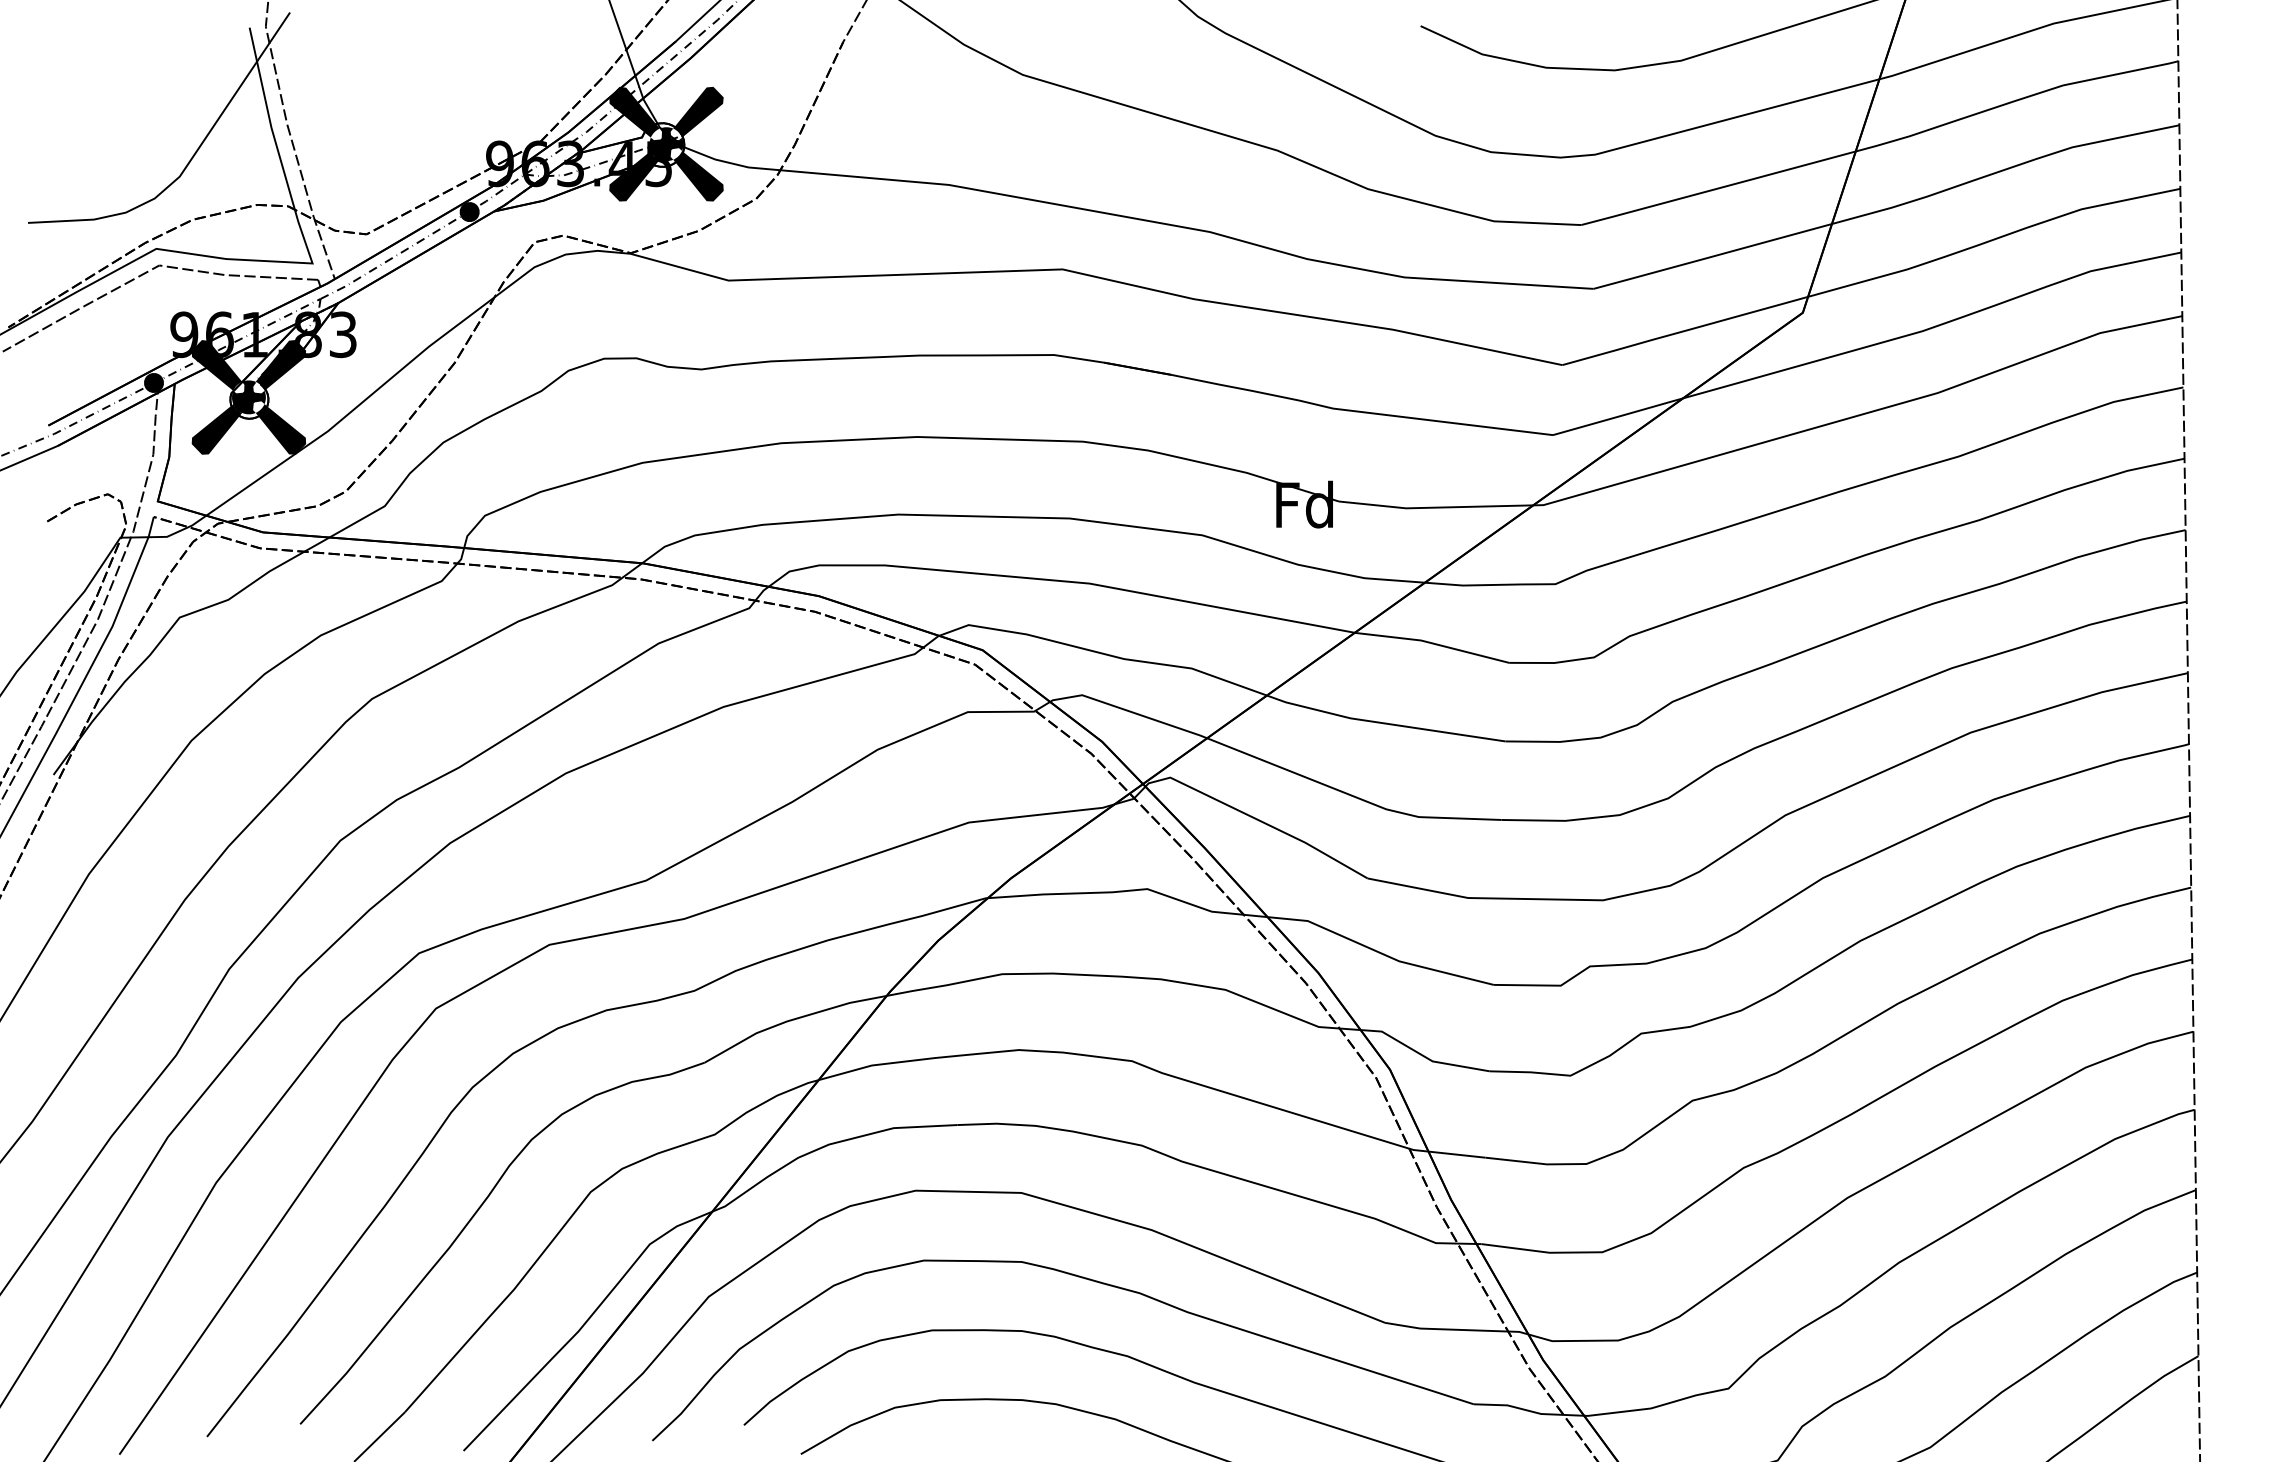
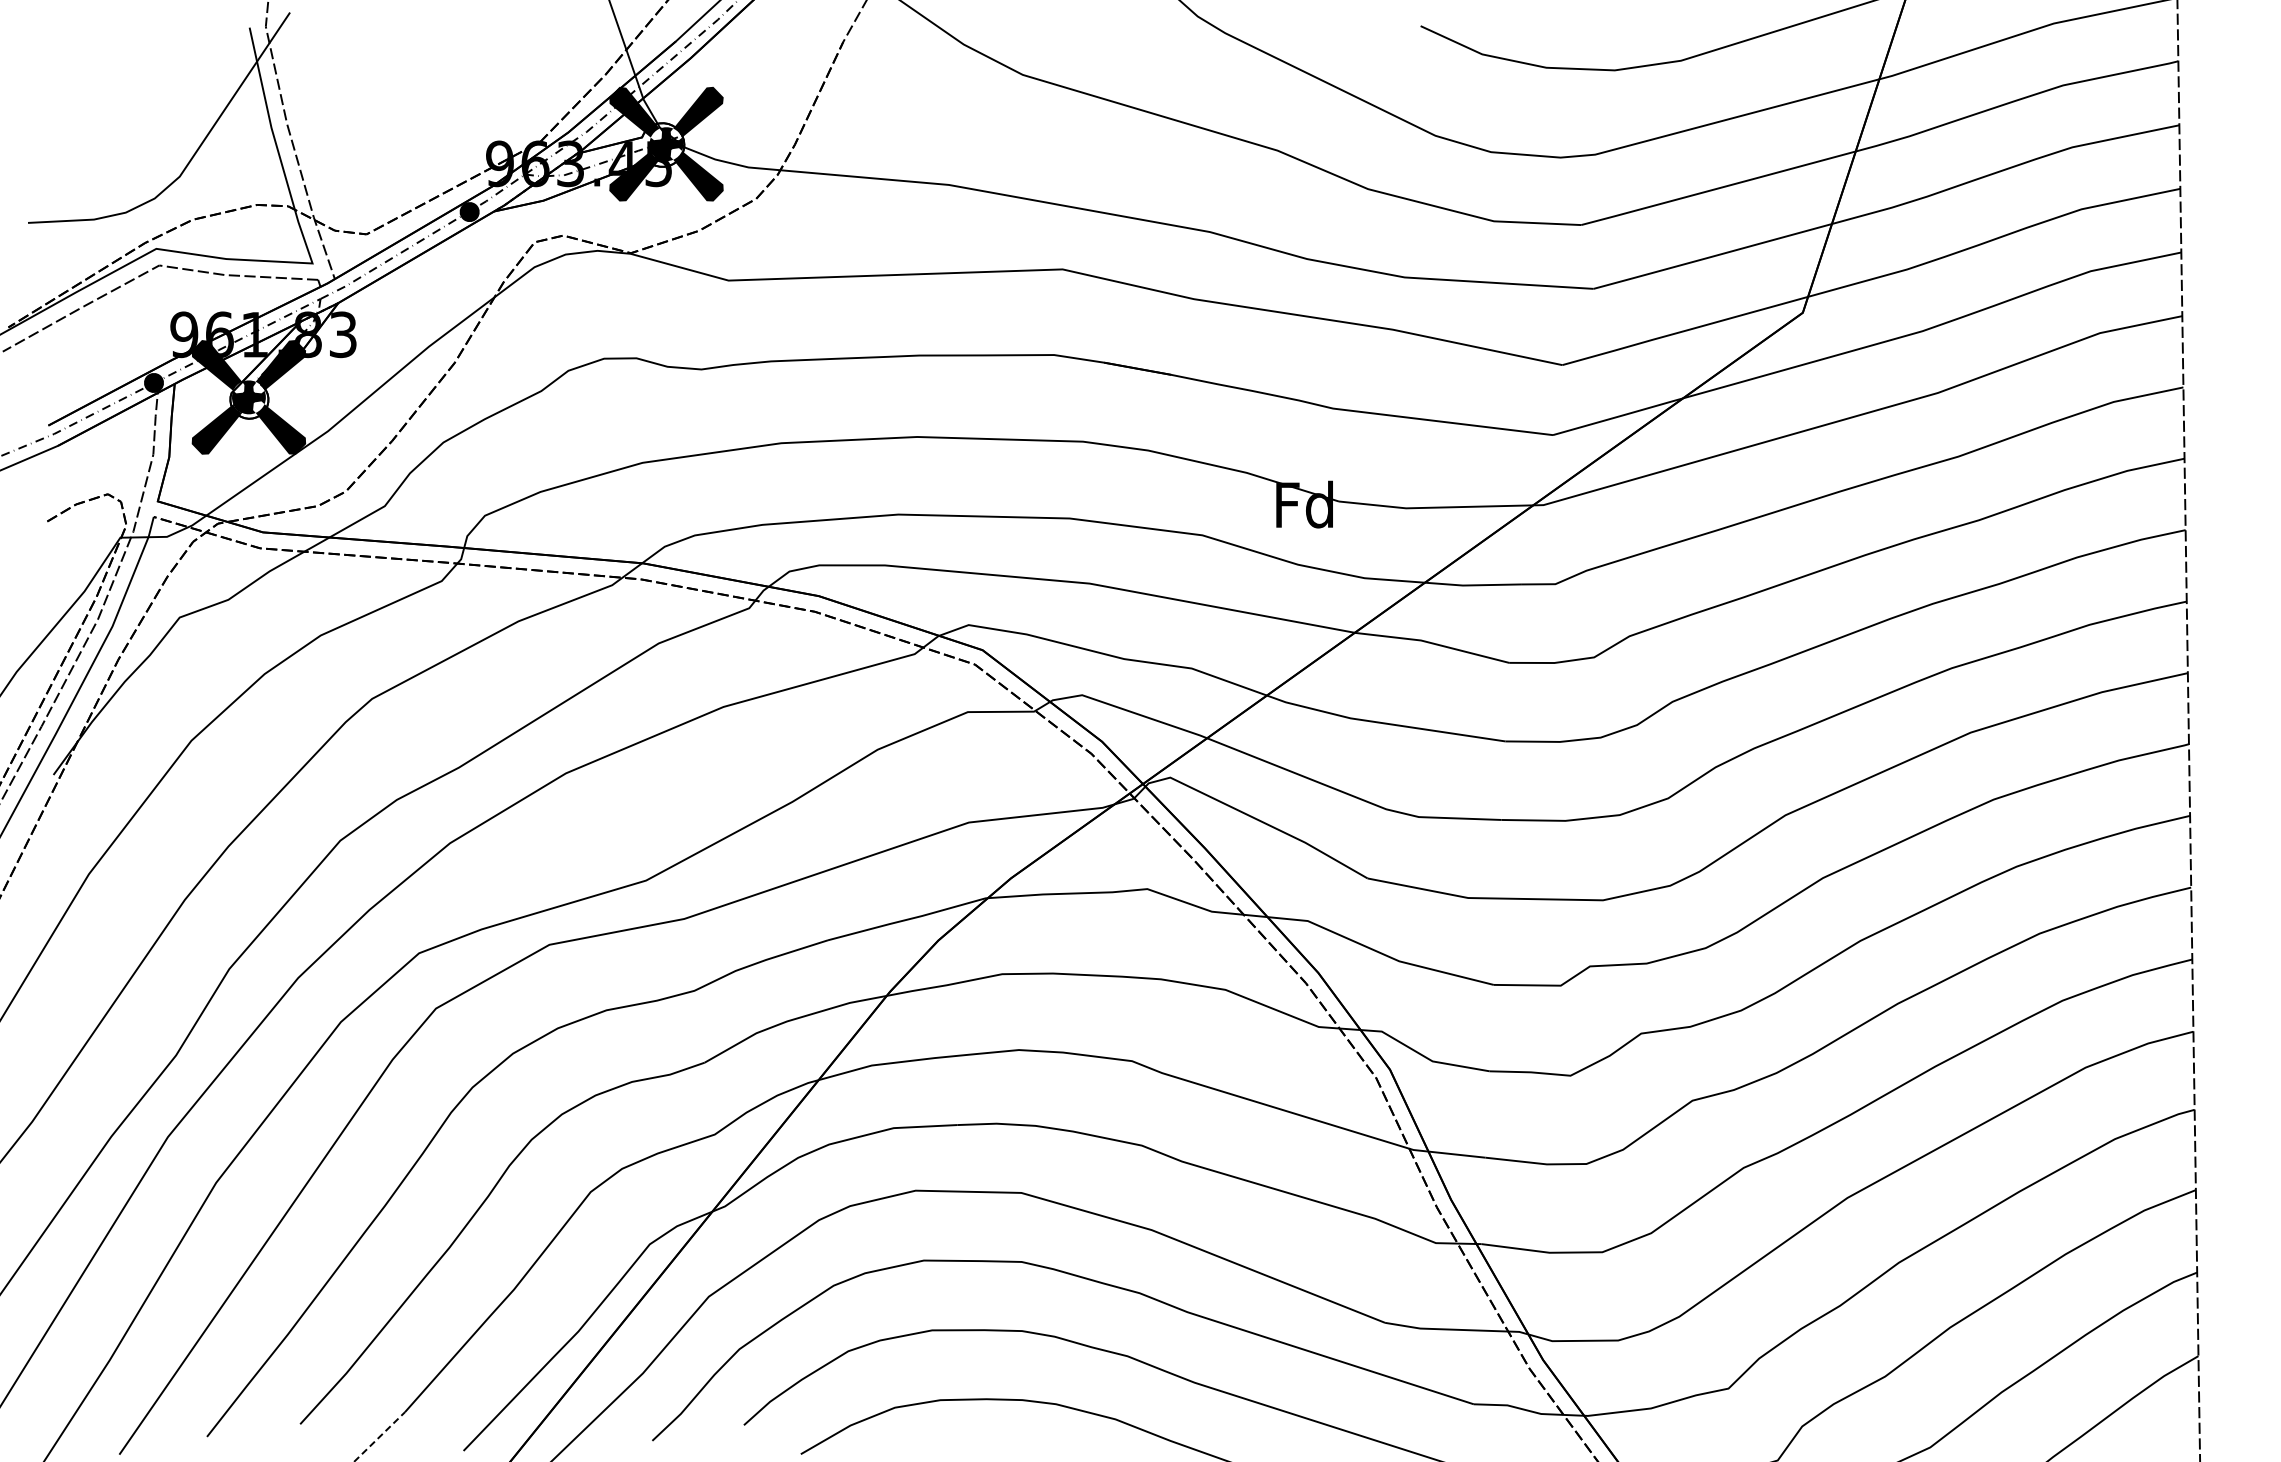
line: solid -> dashed (379, 1437)
